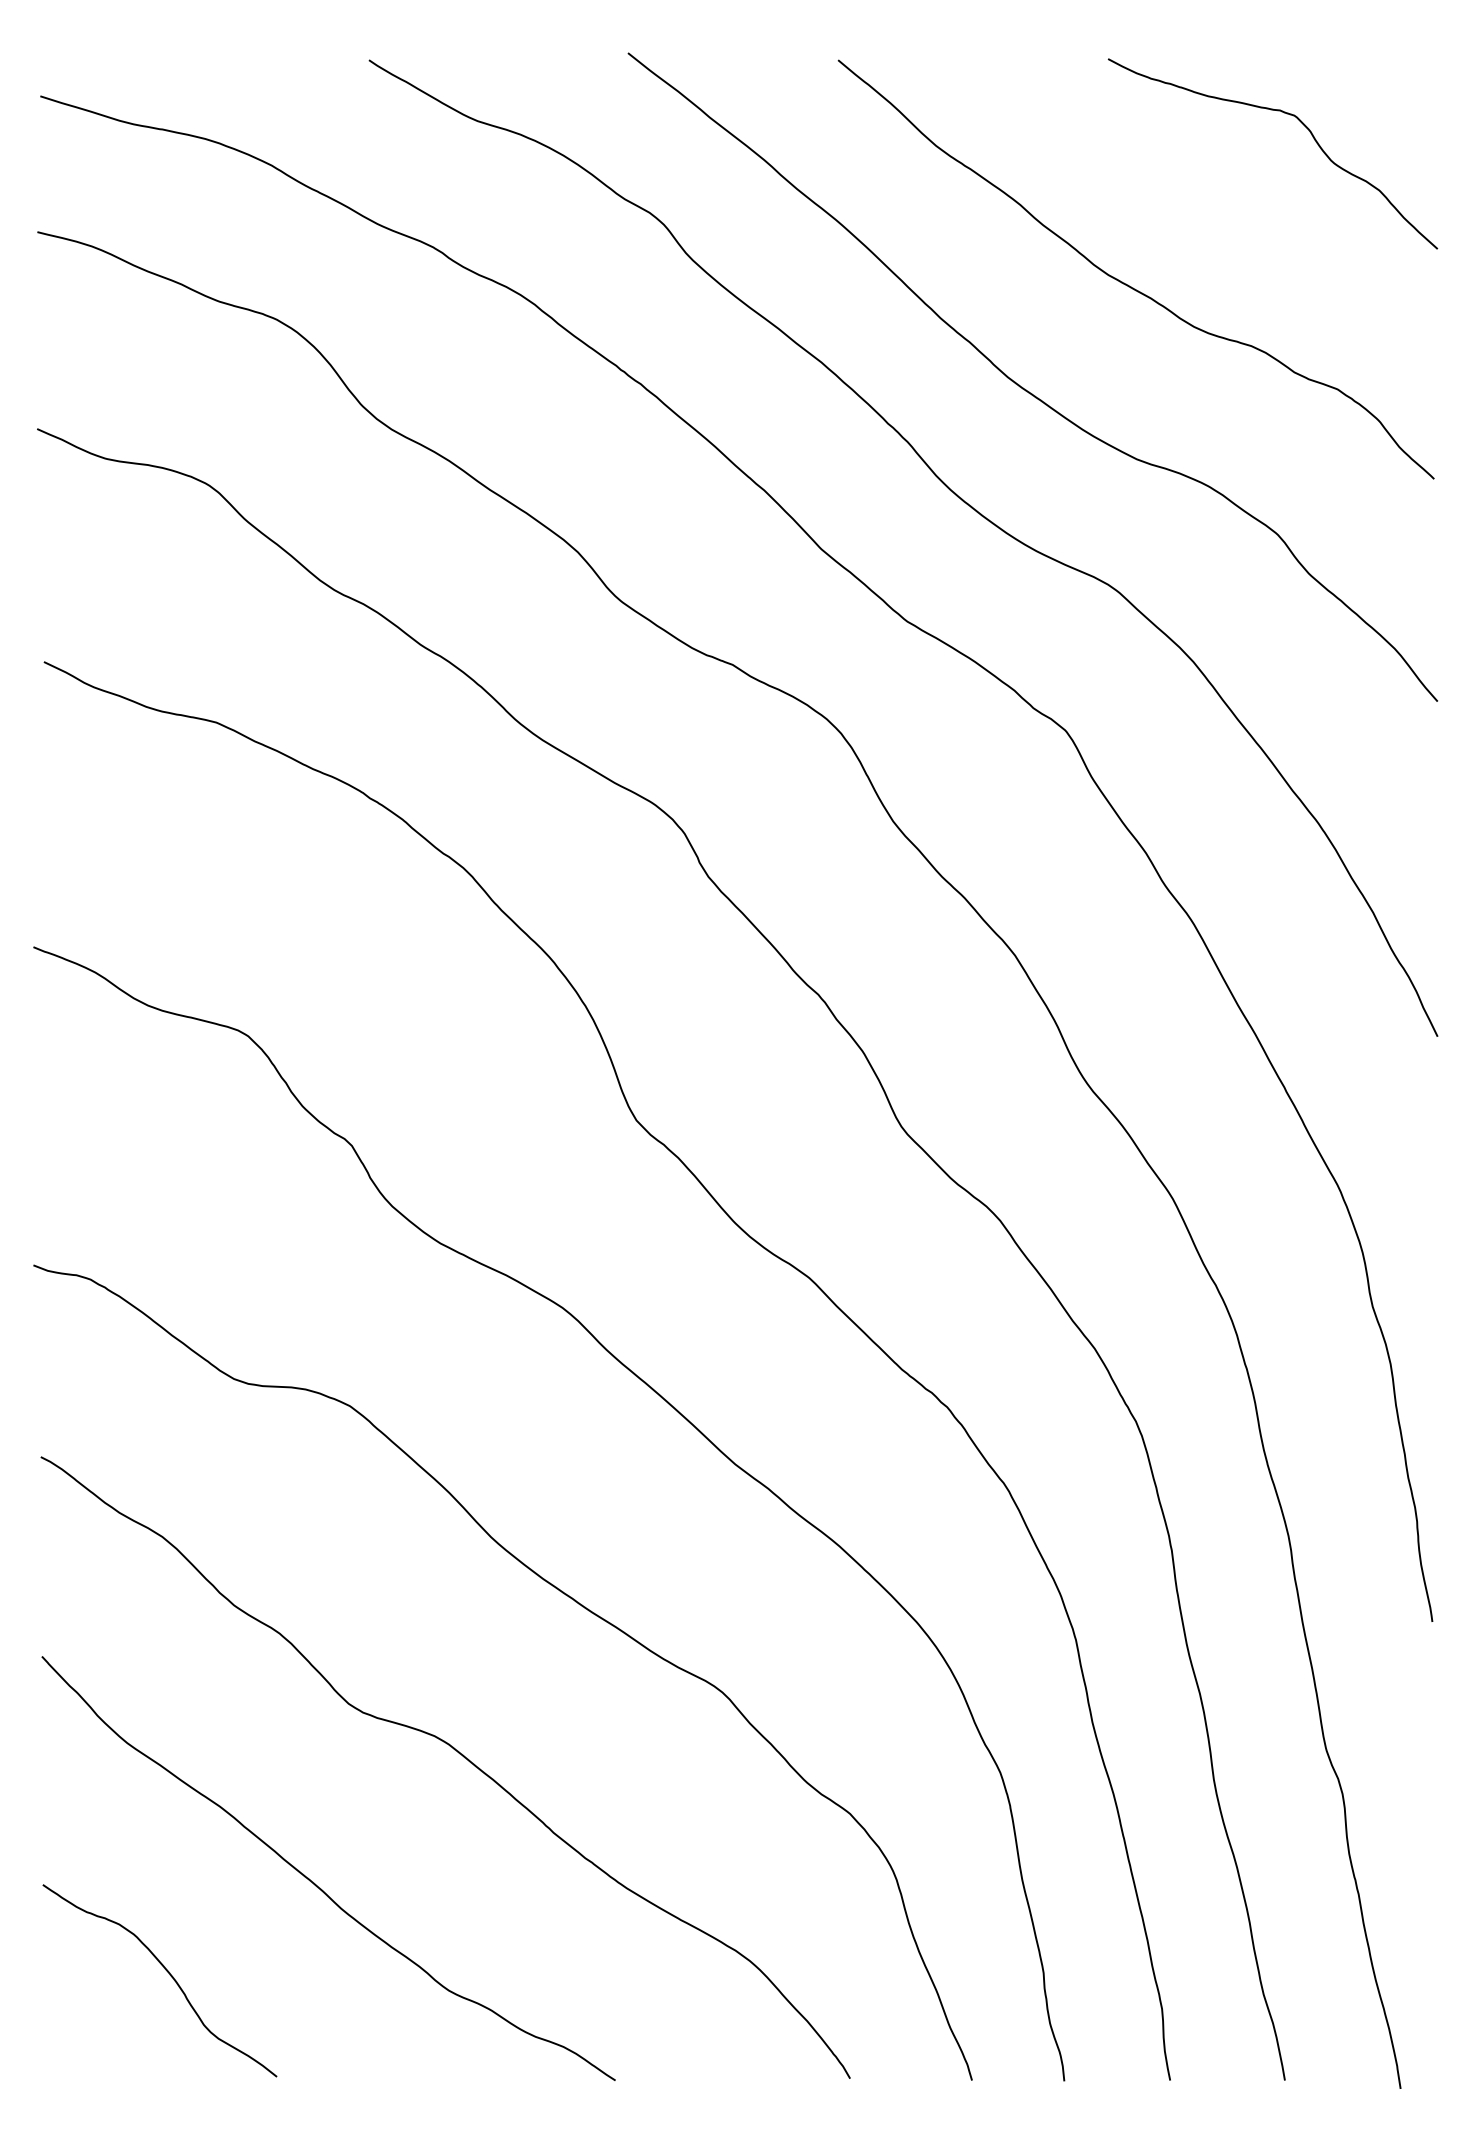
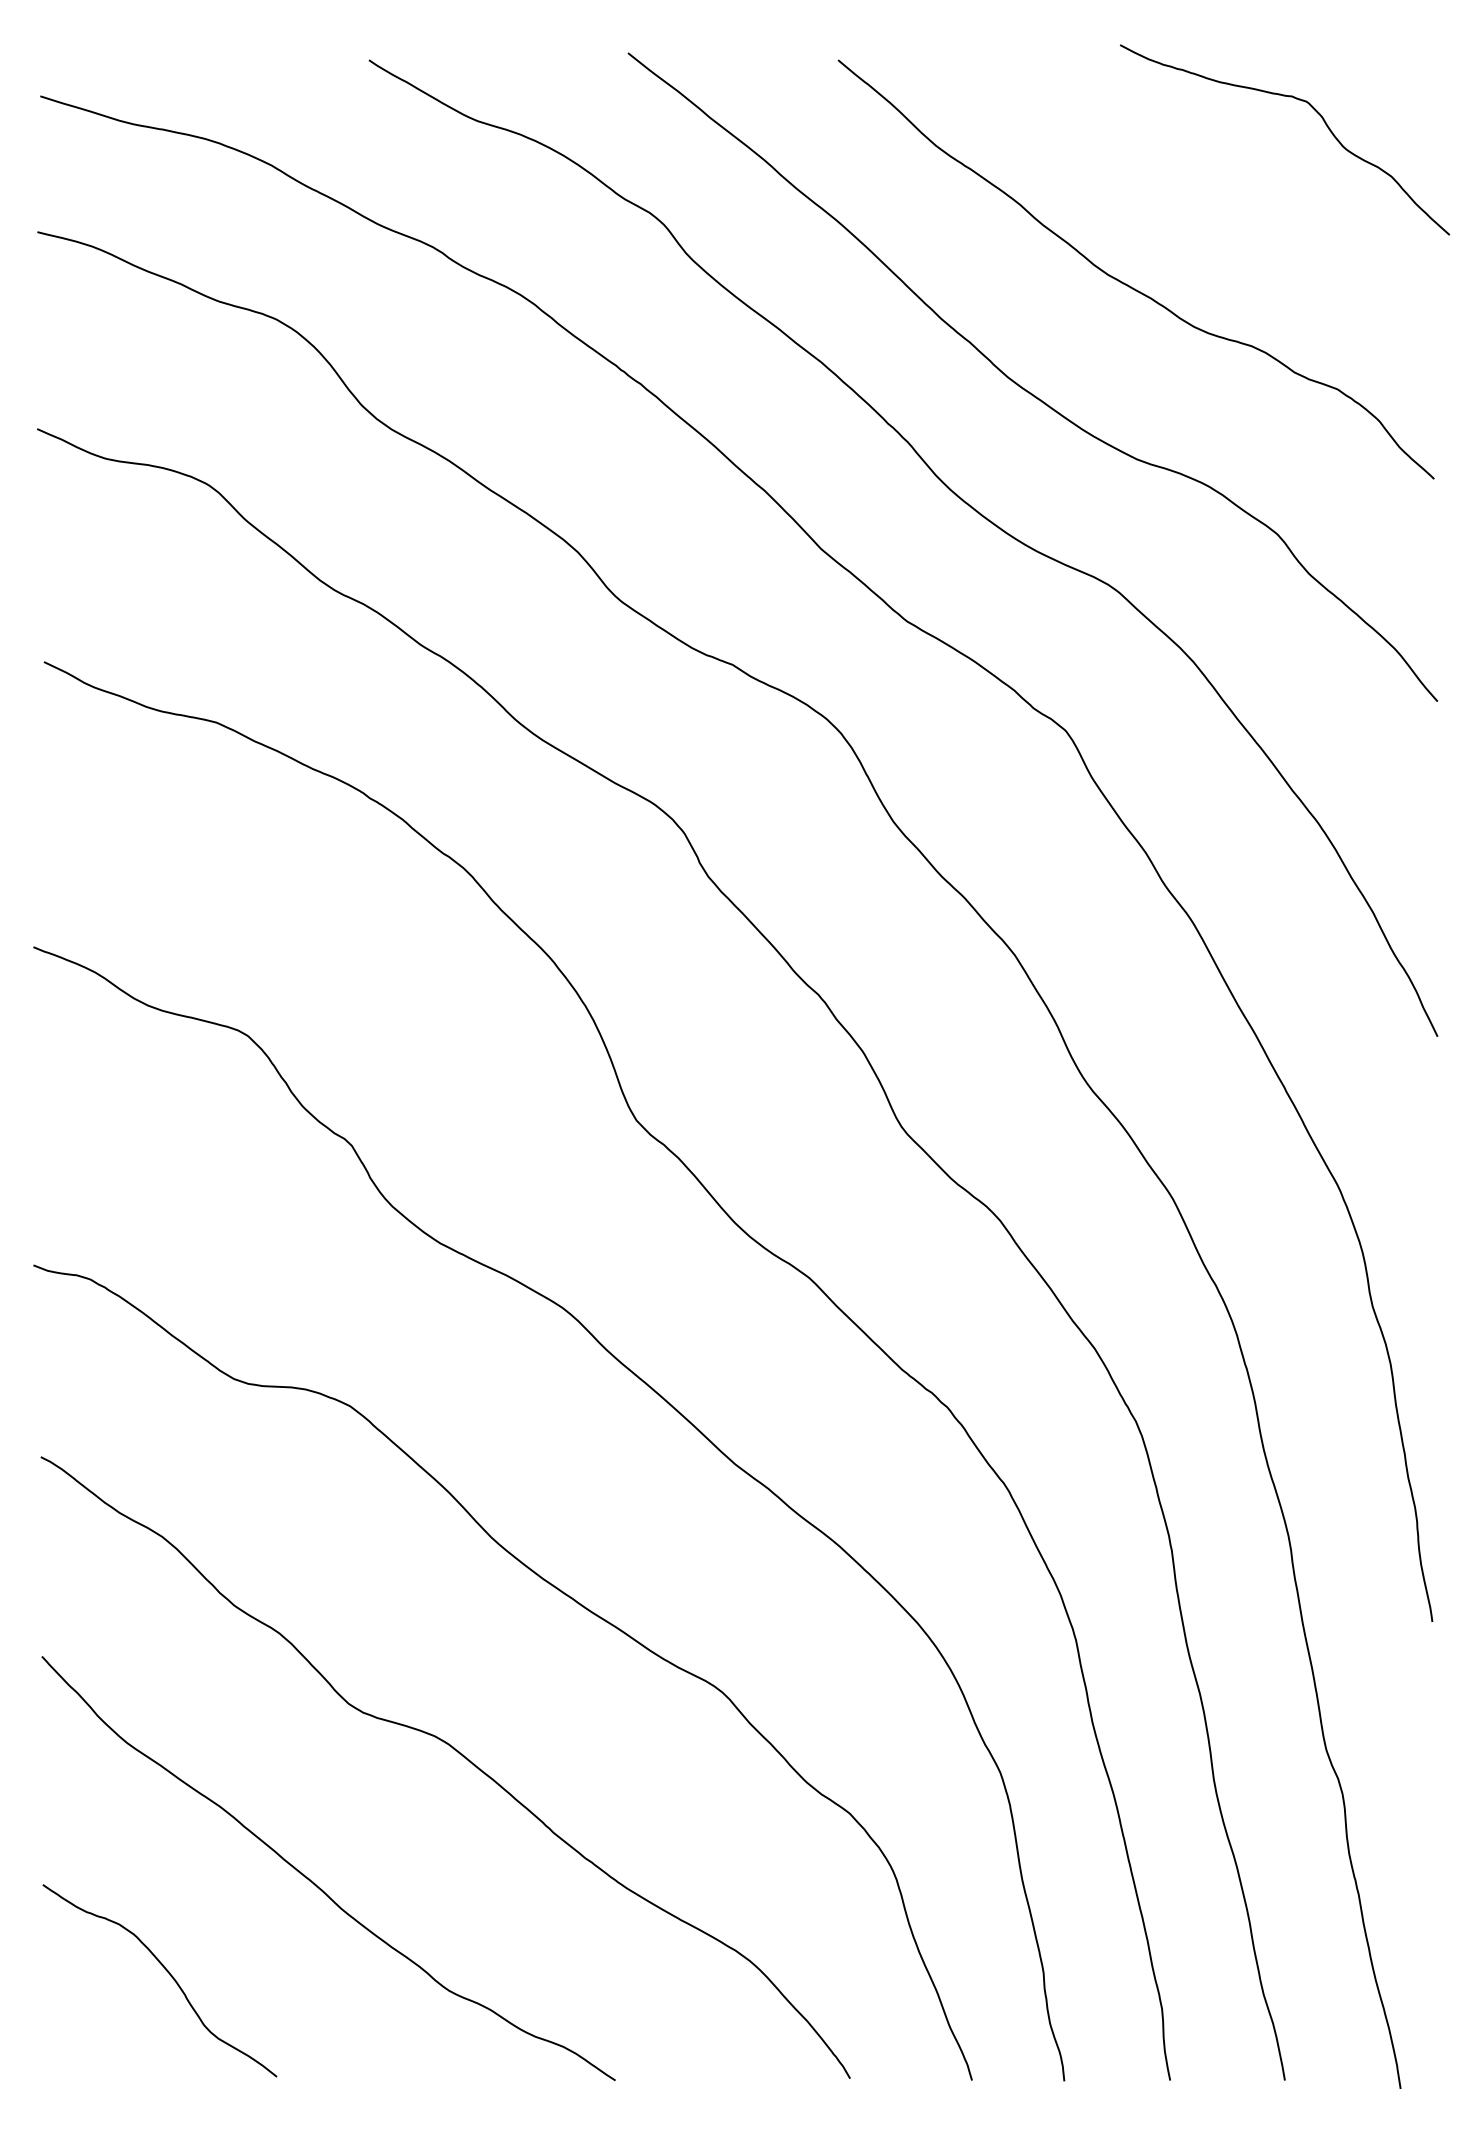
curve position: (1302, 124) -> (1314, 110) (1314, 110)
